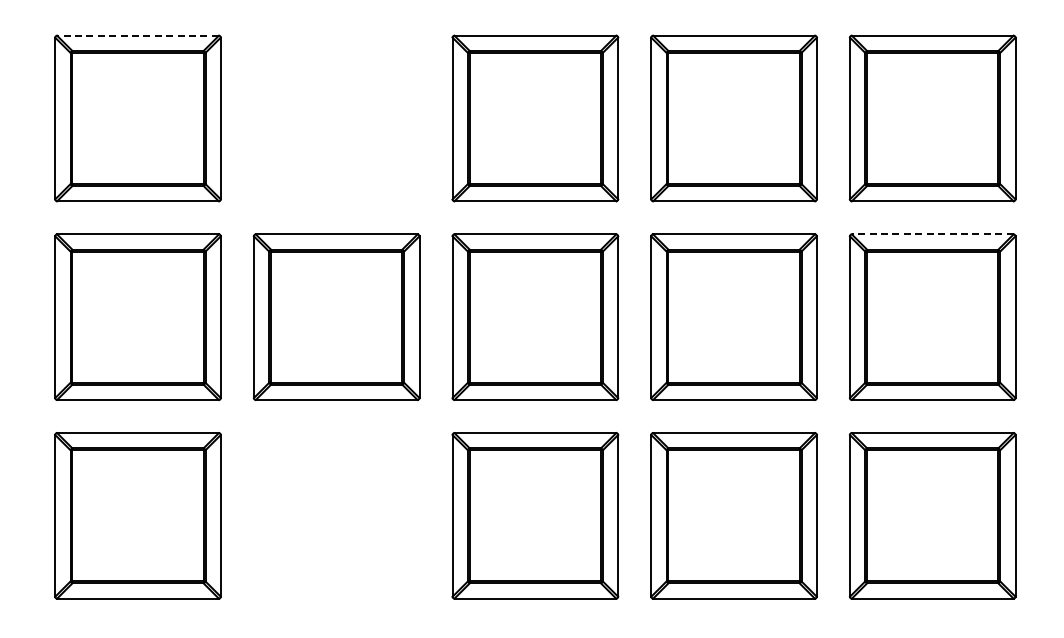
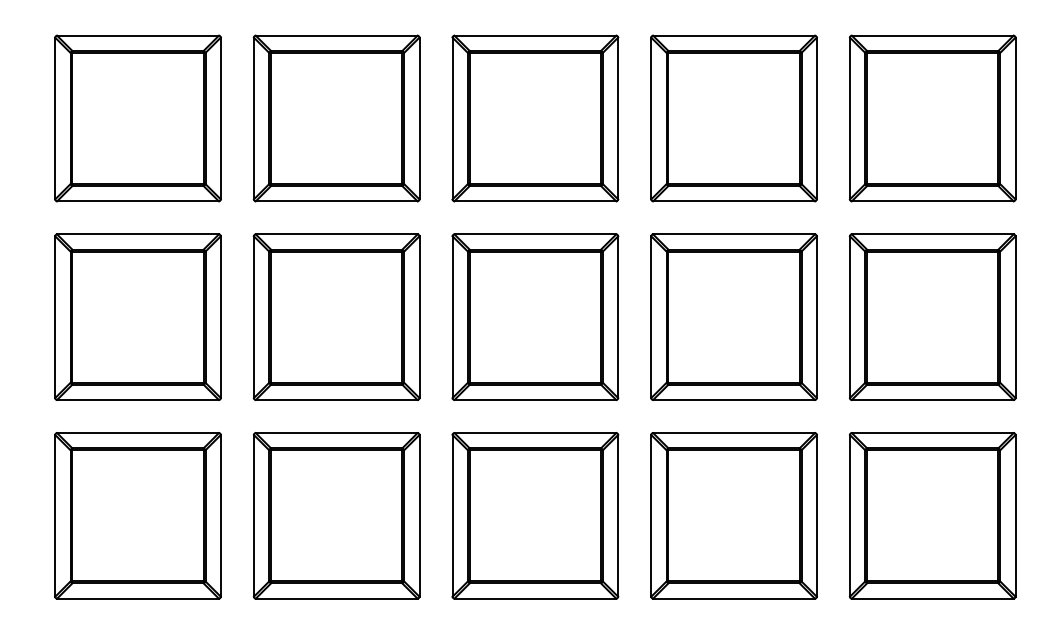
line: dashed -> solid (138, 35)
part: none -> present (336, 118)
line: dashed -> solid (932, 234)
part: none -> present (336, 515)
